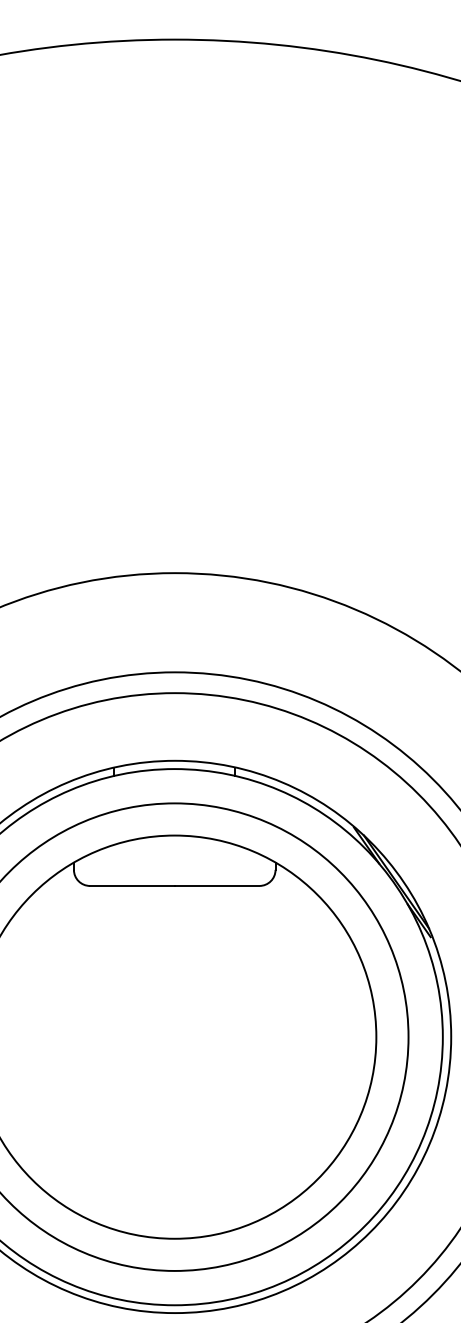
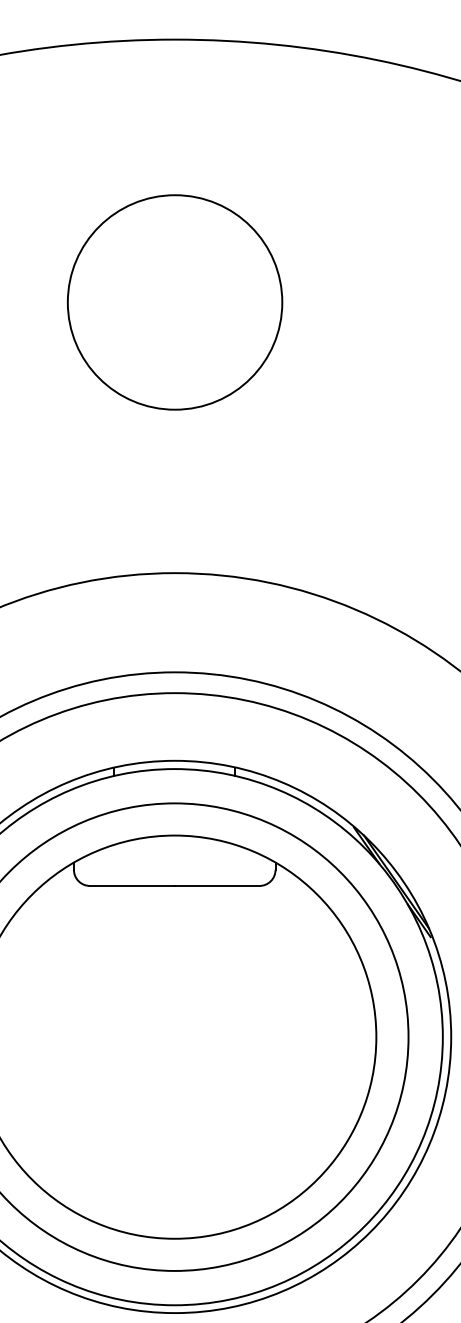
circle: none -> present (175, 302)
